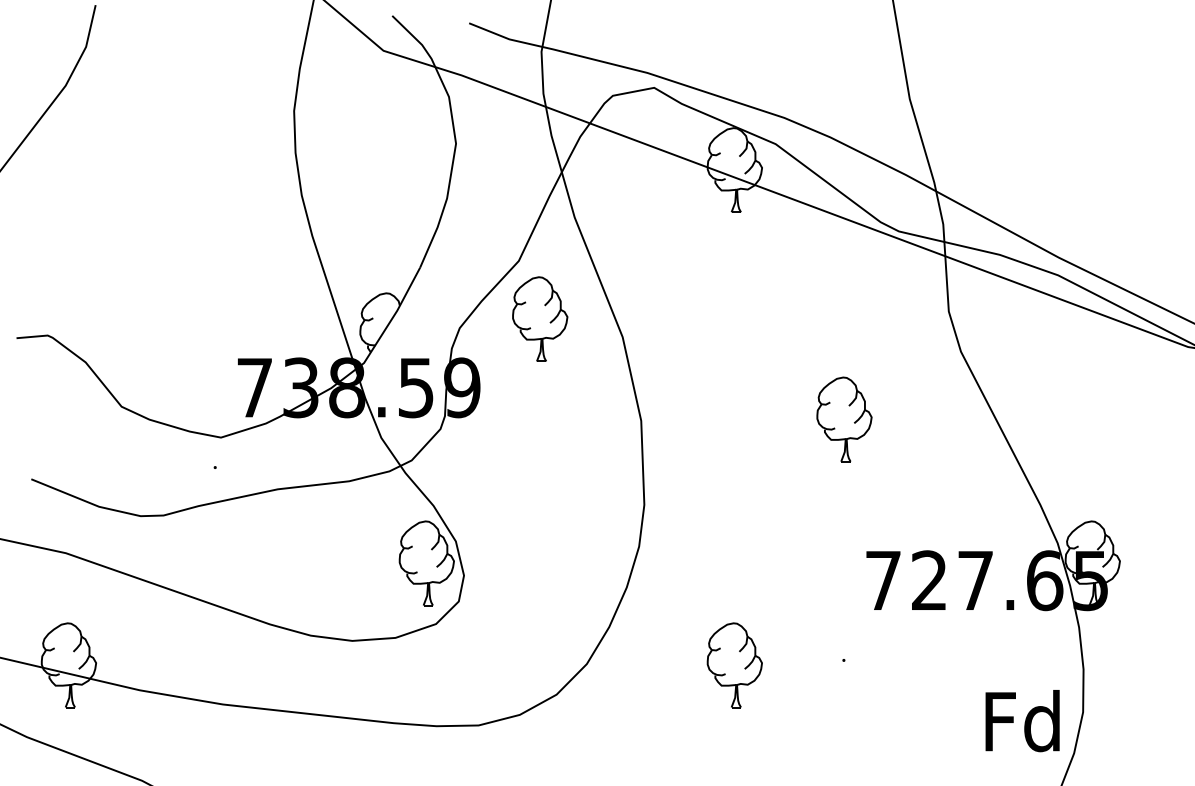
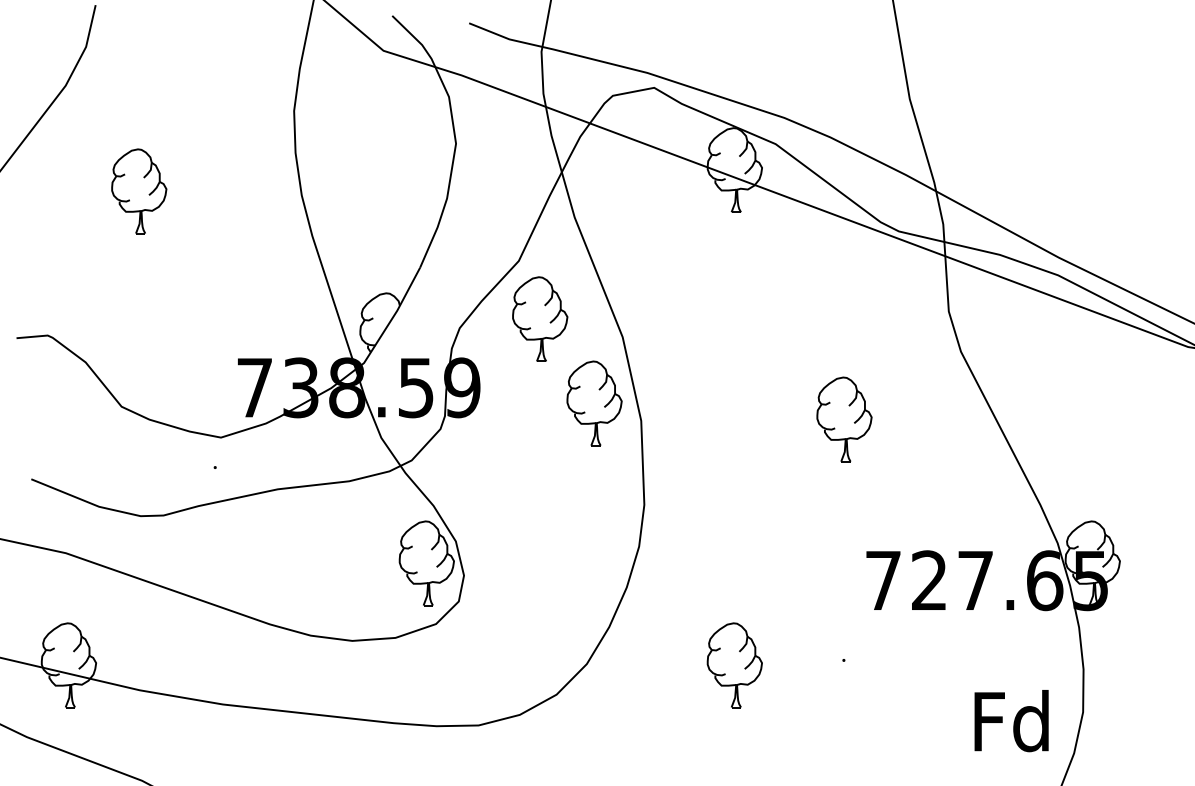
part: none -> present (139, 191)
part: none -> present (594, 403)
text position: (1022, 721) -> (1011, 721) (1011, 721)
